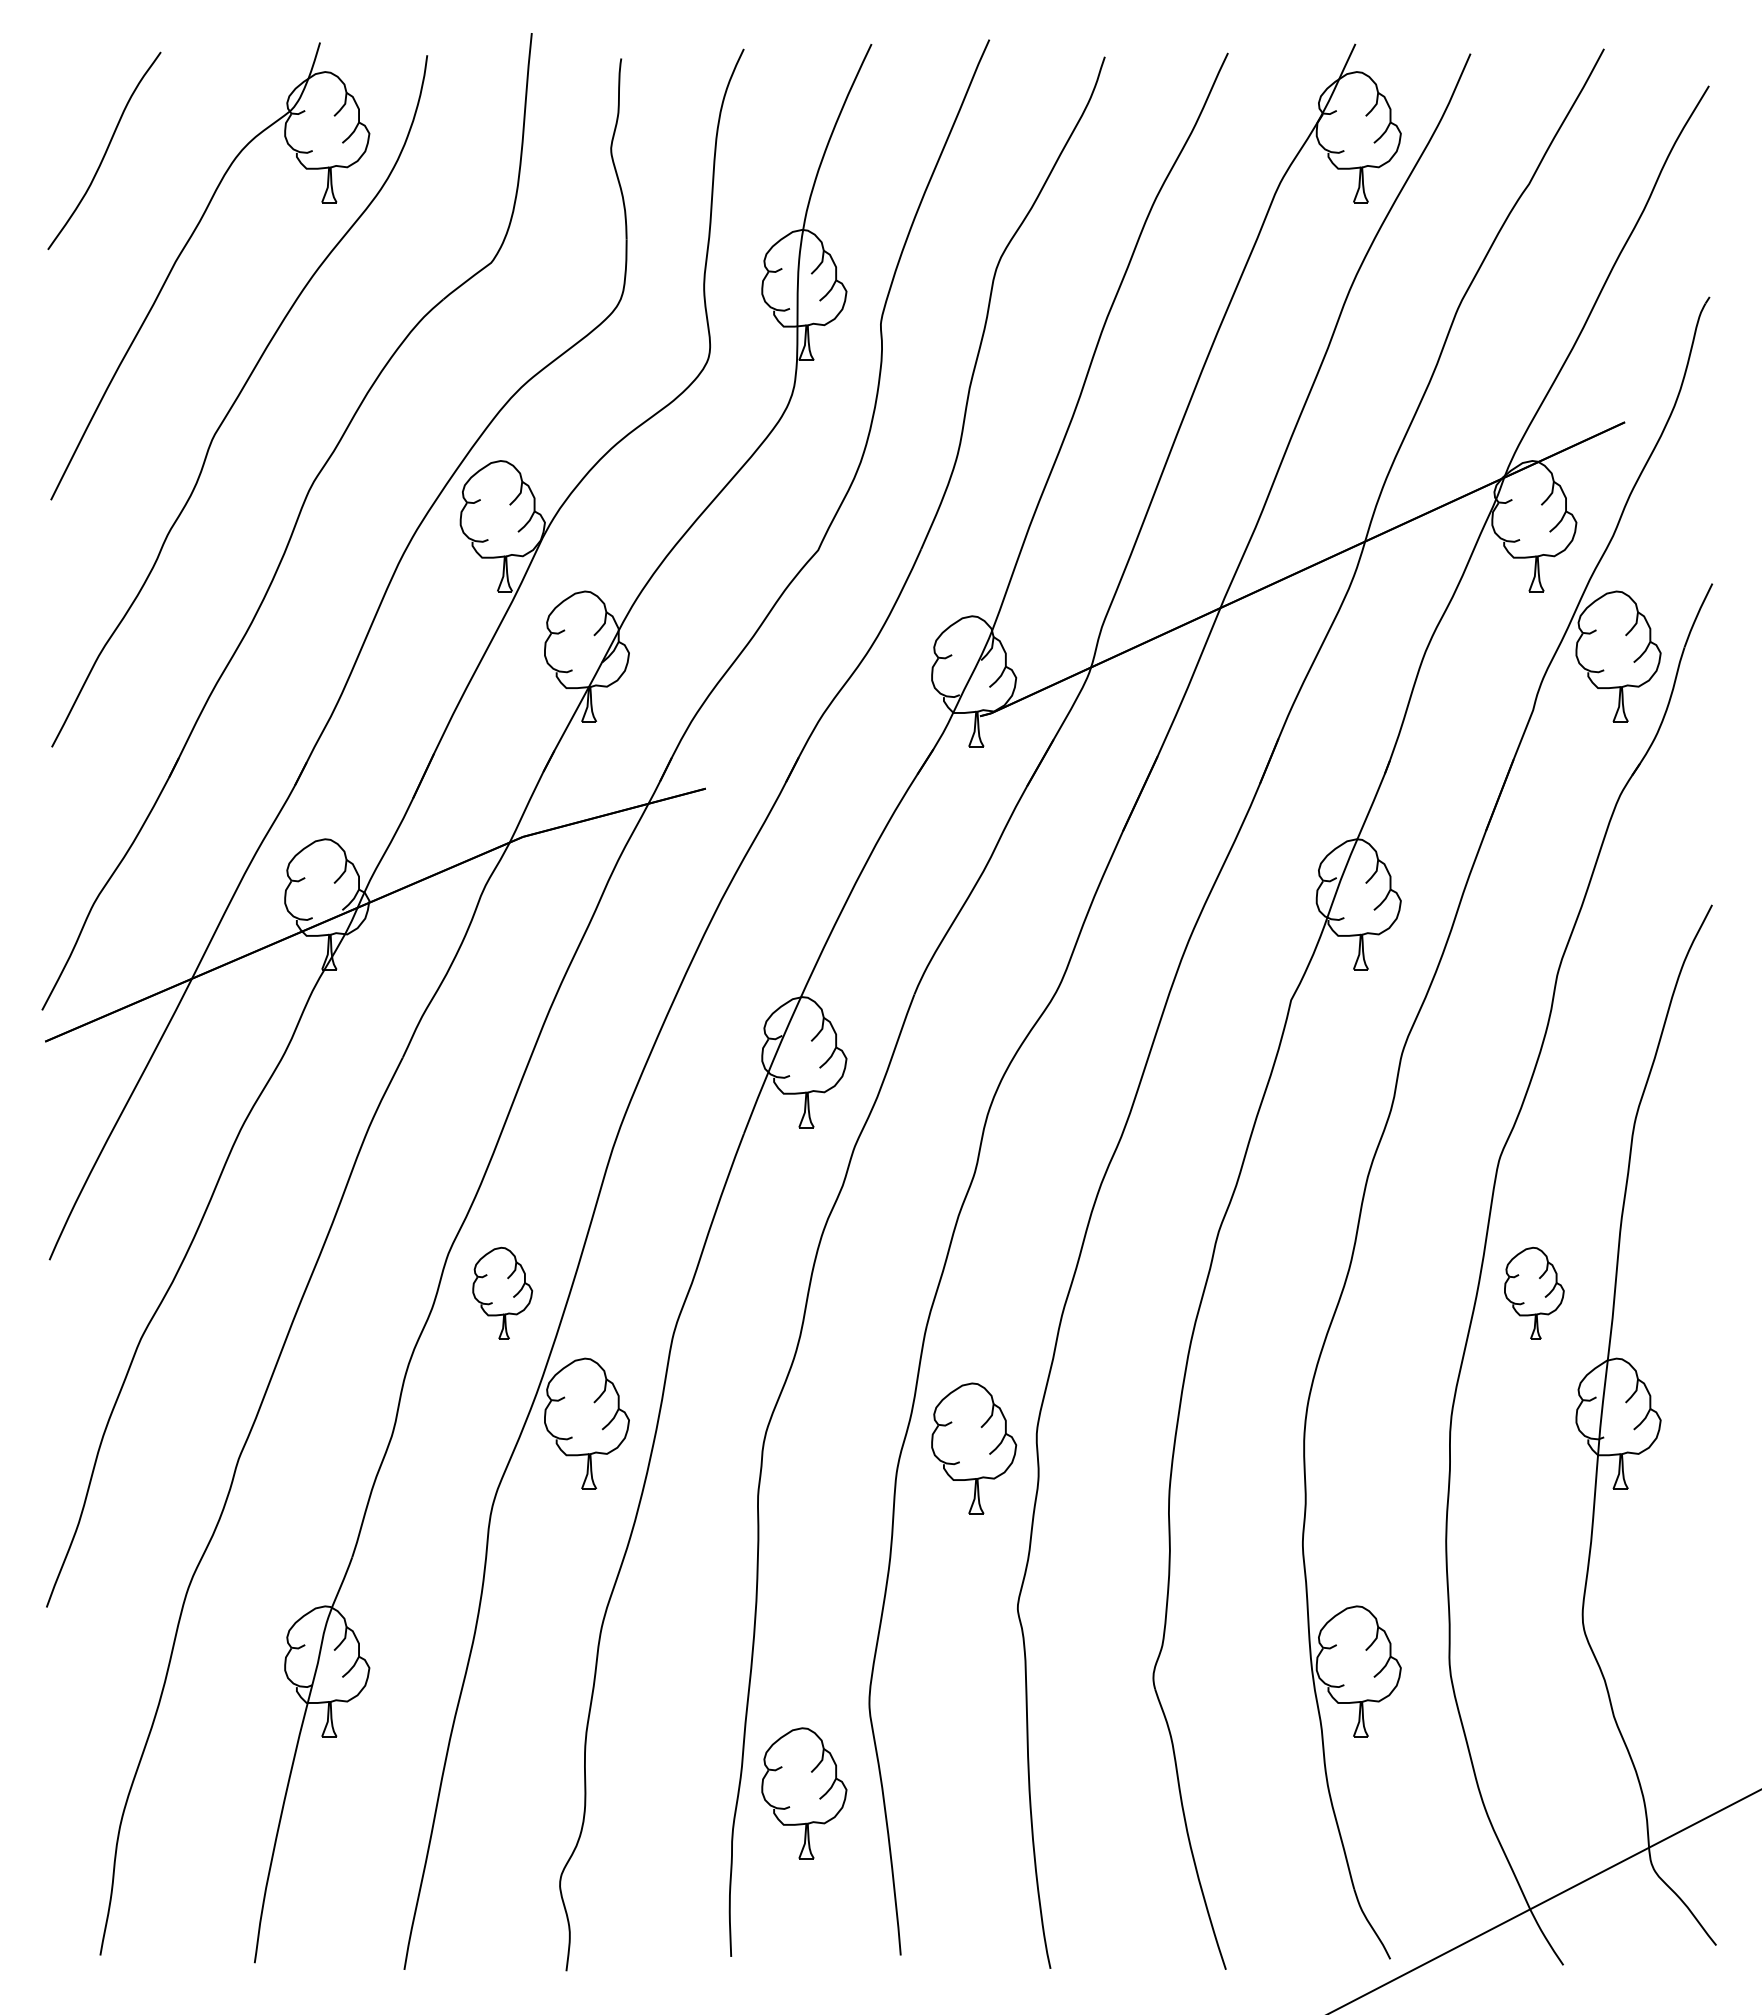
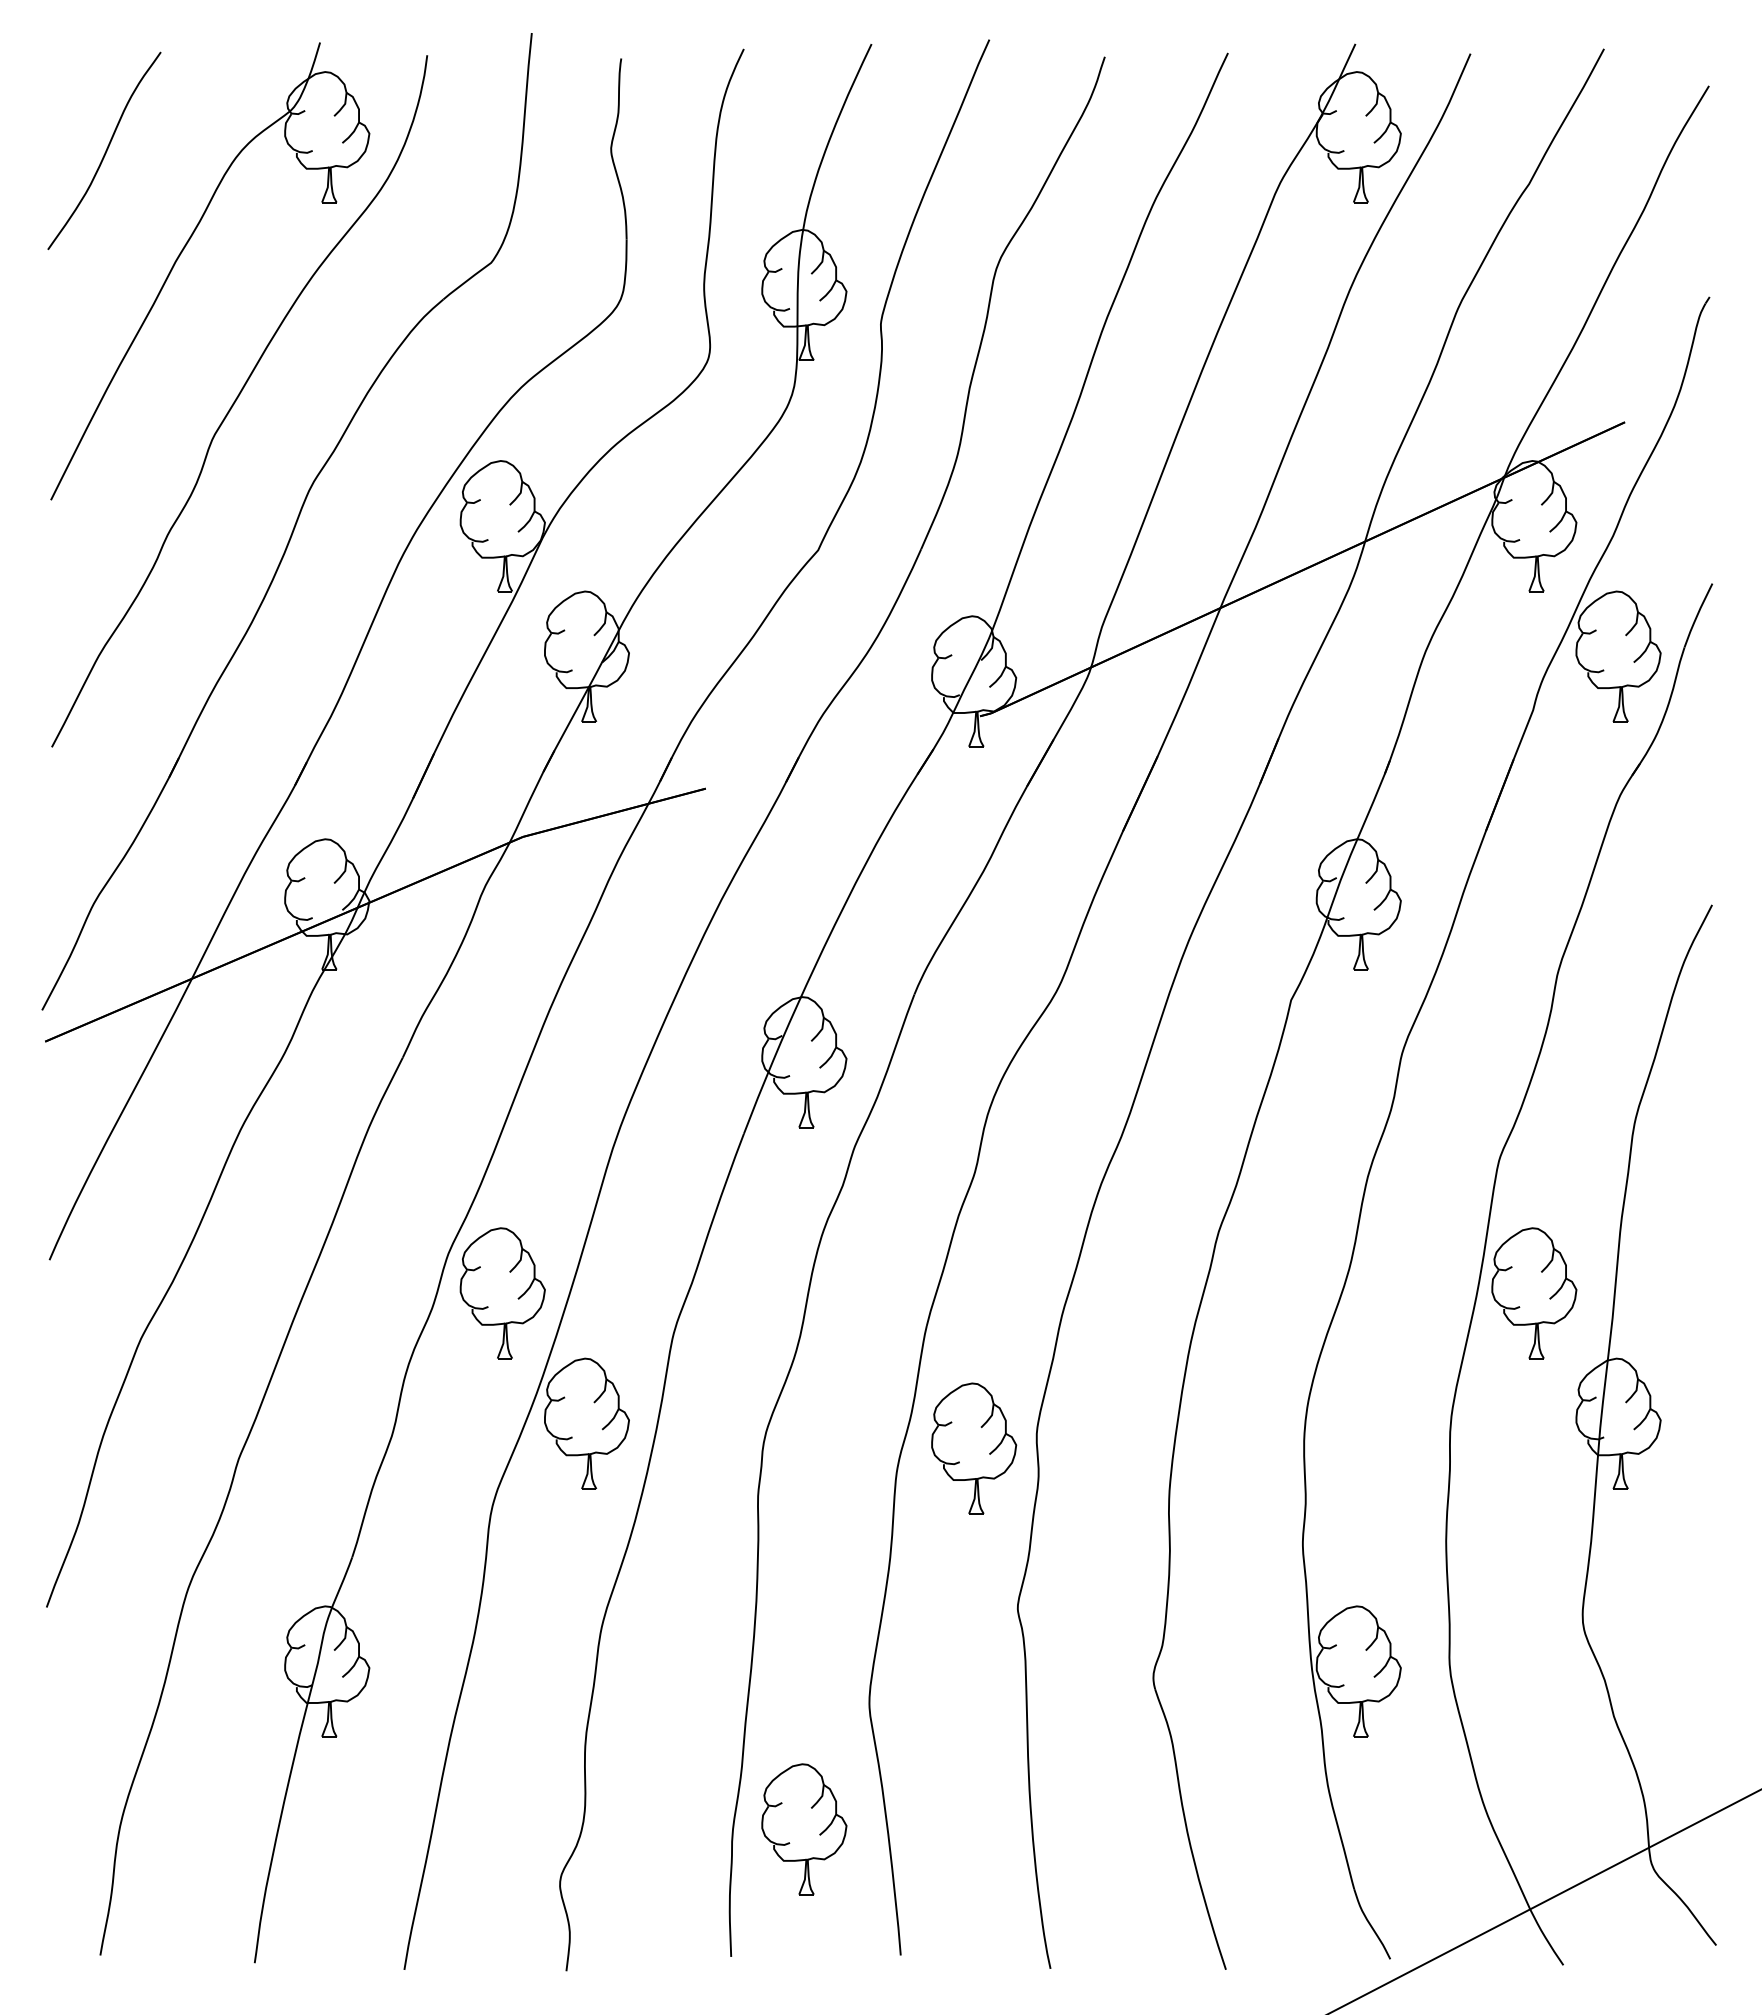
part size: 62x94 px -> 87x133 px (502, 1293)
part size: 61x93 px -> 87x133 px (1534, 1293)
part position: (804, 1793) -> (804, 1829) (804, 1829)
